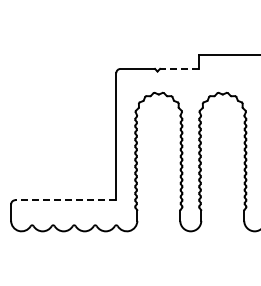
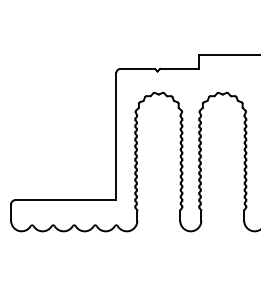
line: dashed -> solid (178, 68)
line: dashed -> solid (65, 200)
